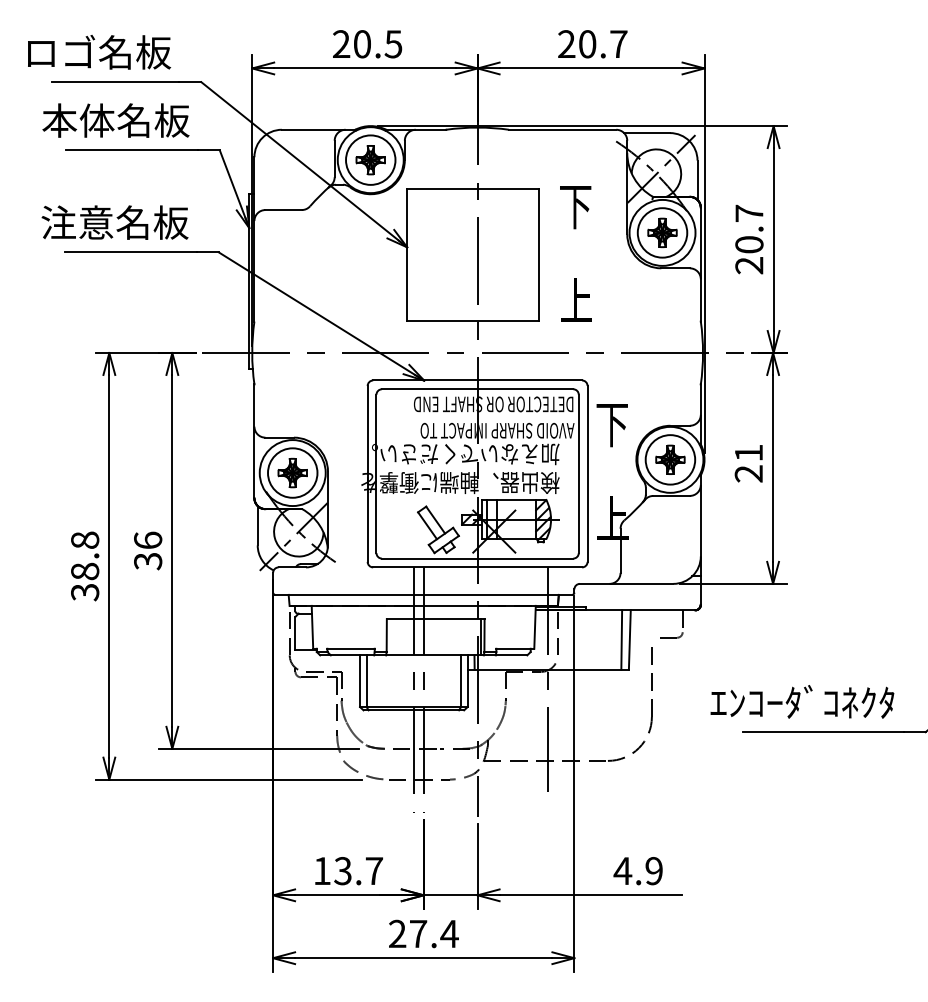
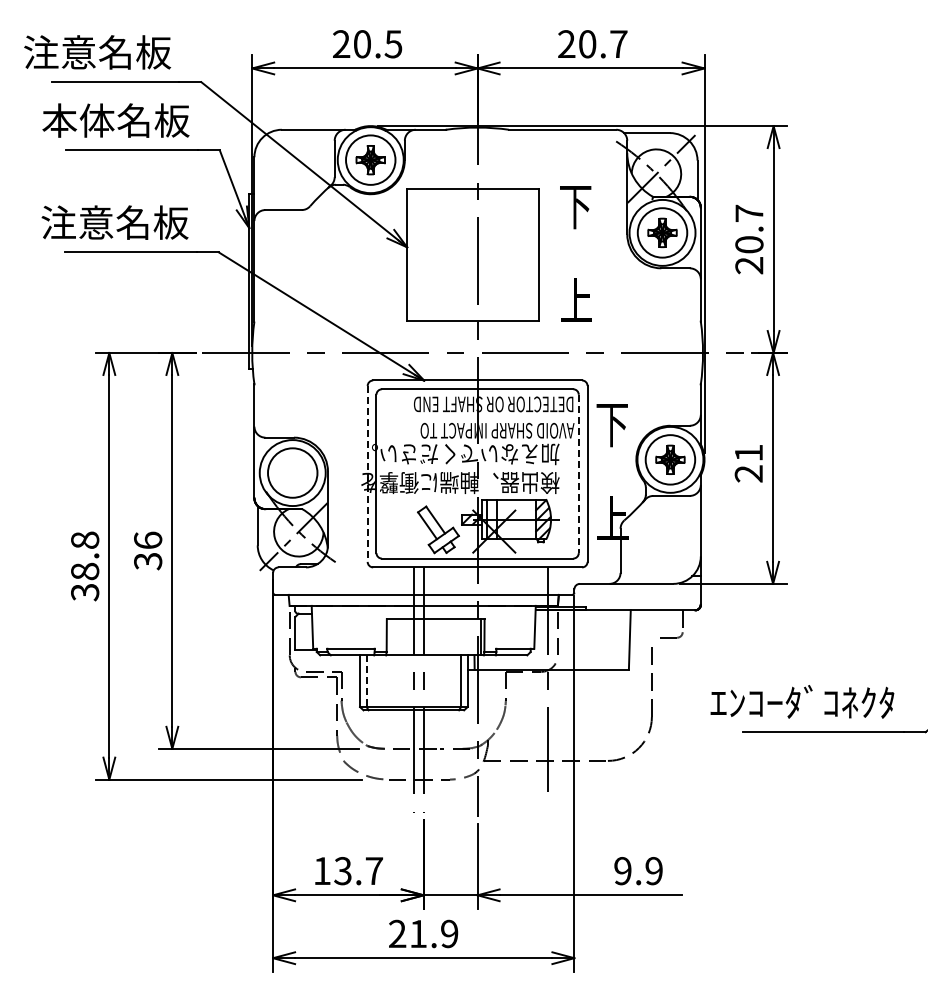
text: ロゴ名板 -> 注意名板 (59, 51)
part: present -> none (292, 472)
line: solid -> dashed (367, 473)
line: solid -> dashed (578, 474)
line: present -> none (621, 639)
line: solid -> dashed (366, 681)
text: 4.9 -> 9.9 (622, 871)
text: 27.4 -> 21.9 (434, 933)
